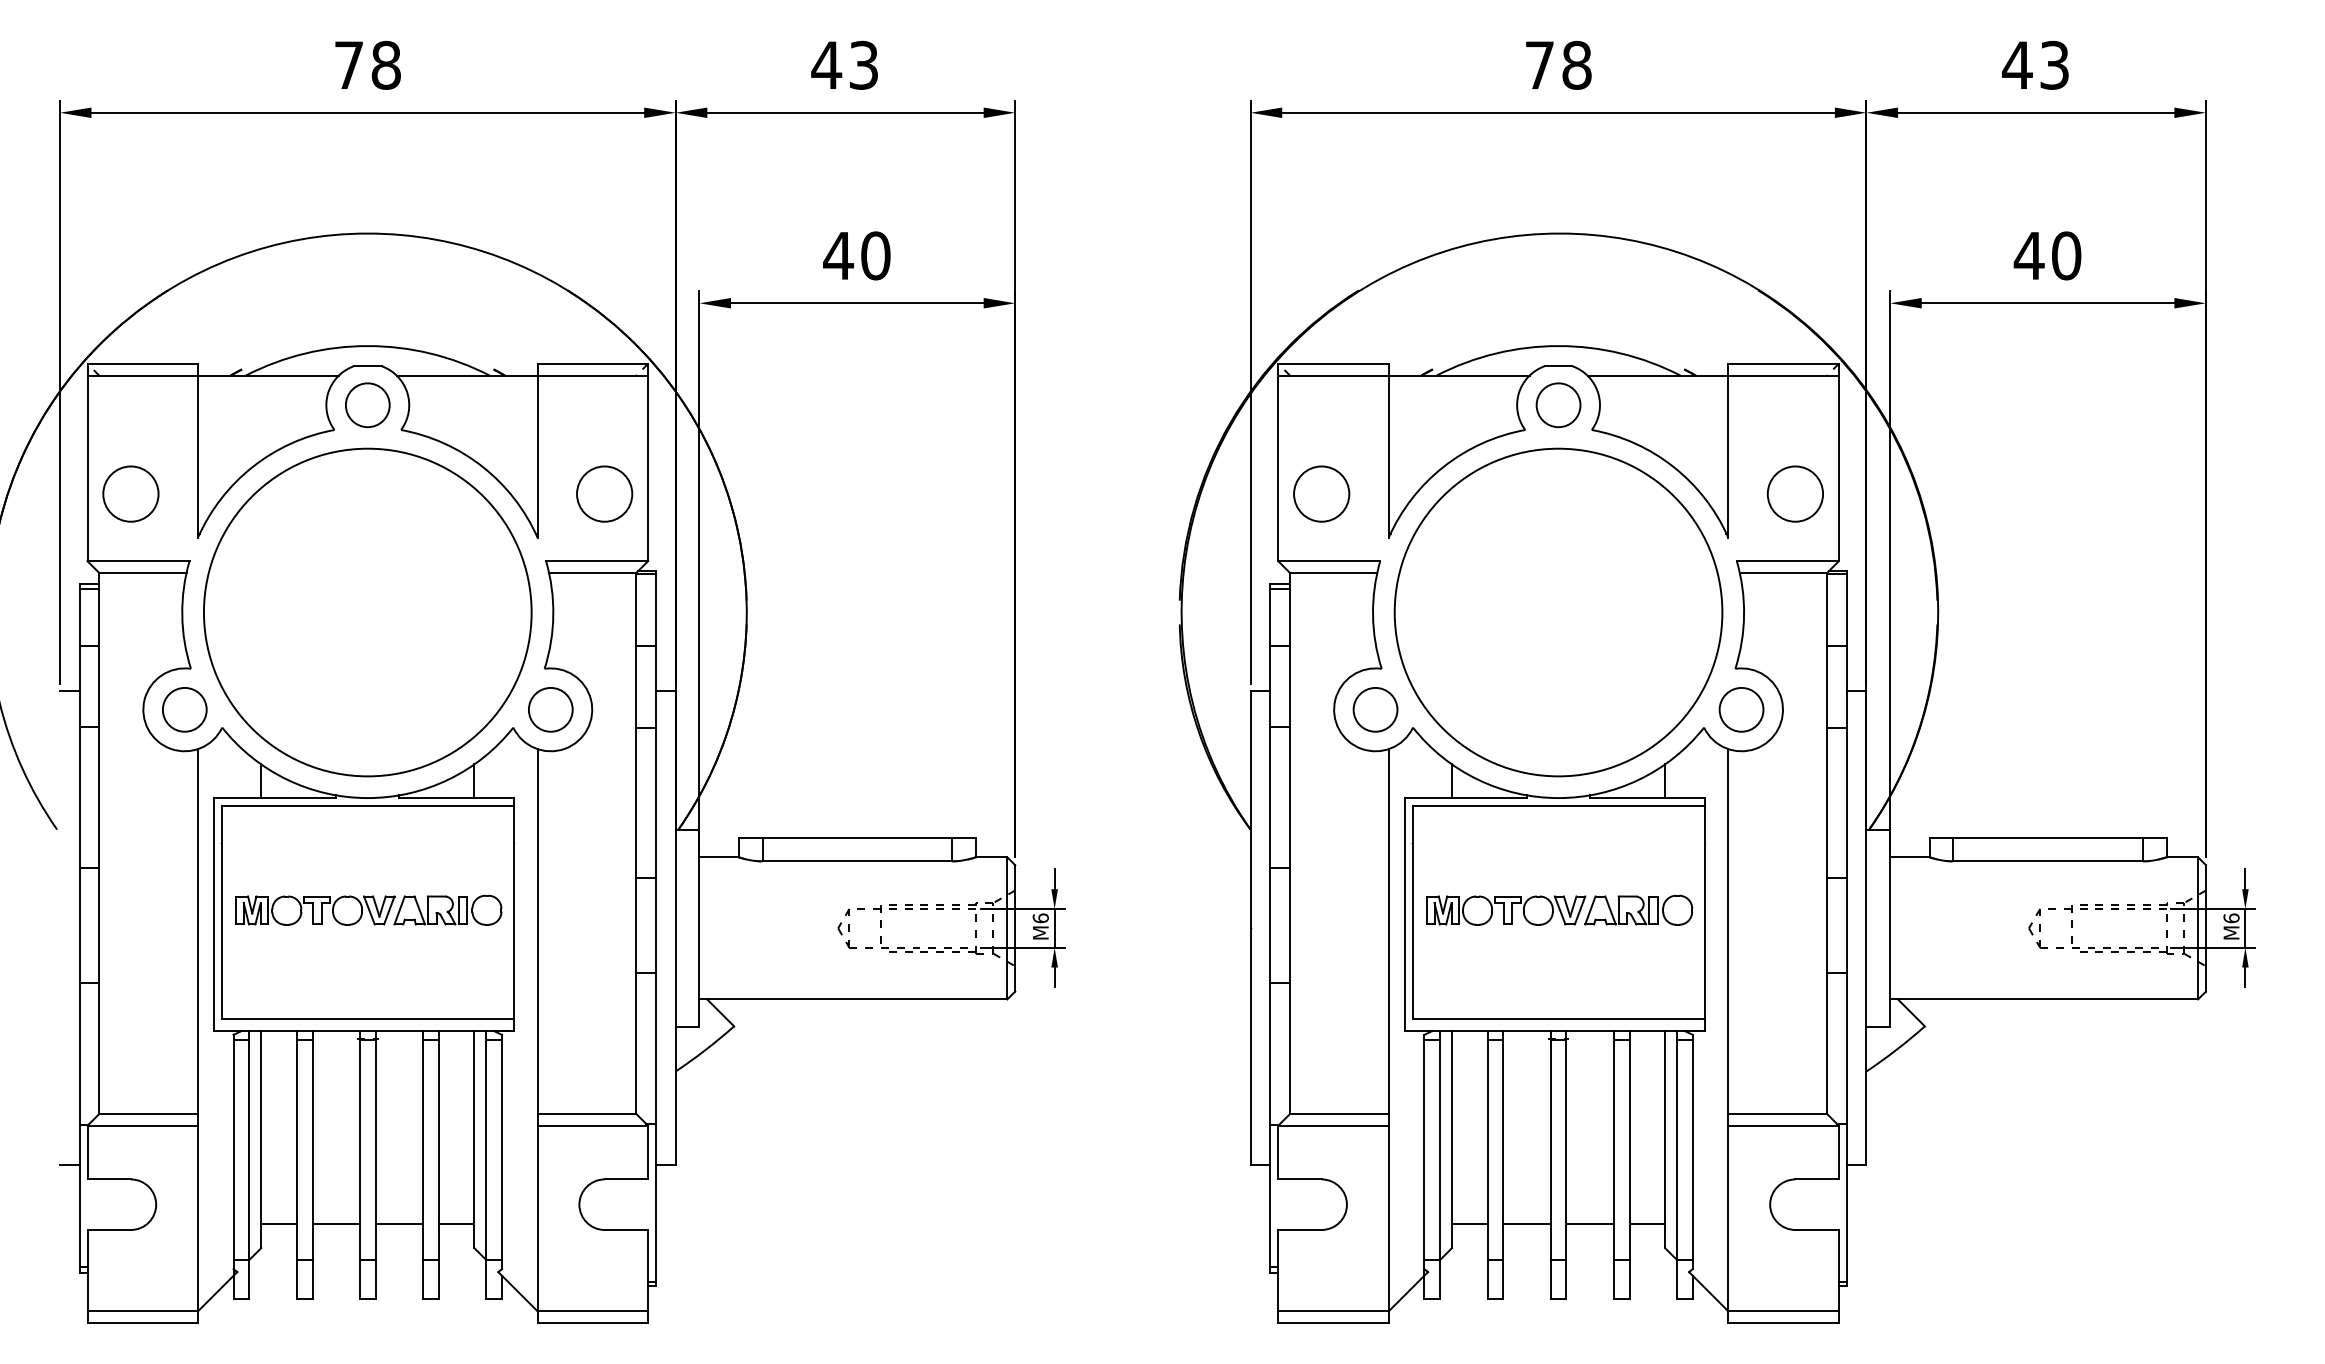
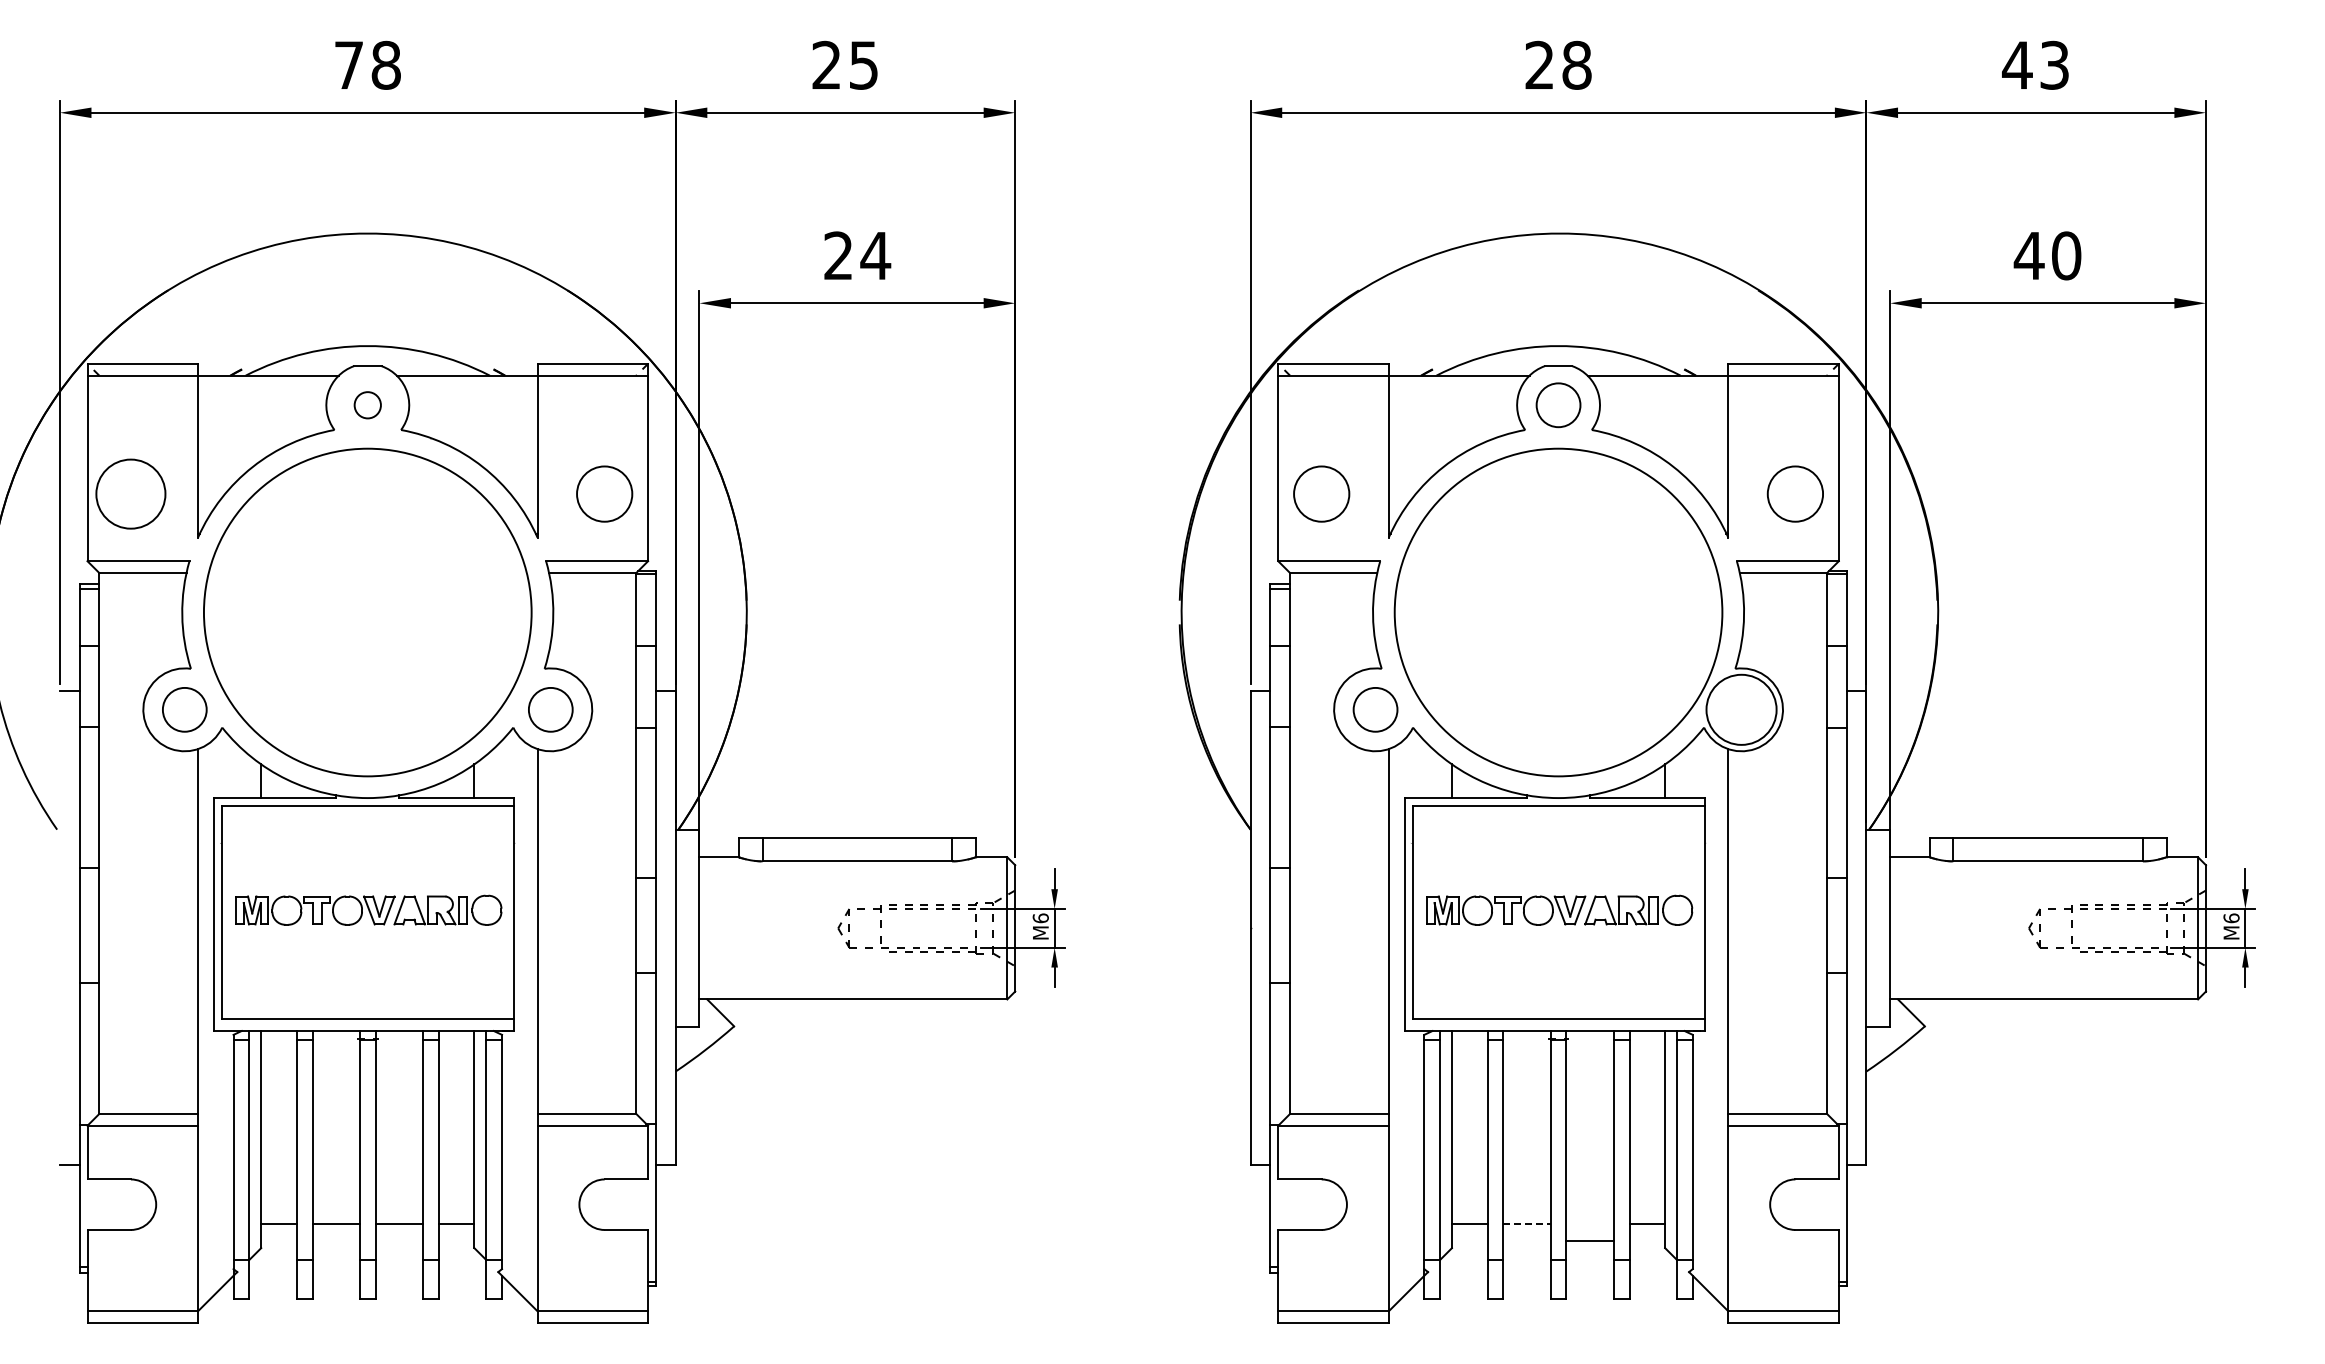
text: 43 -> 25 (844, 64)
text: 78 -> 28 (1539, 64)
text: 40 -> 24 (857, 255)
circle diameter: 44 px -> 26 px (367, 405)
circle size: 58x58 px -> 72x72 px (130, 493)
circle diameter: 44 px -> 70 px (1741, 709)
line: solid -> dashed (1526, 1224)
line position: (1589, 1224) -> (1589, 1241) (1589, 1241)
